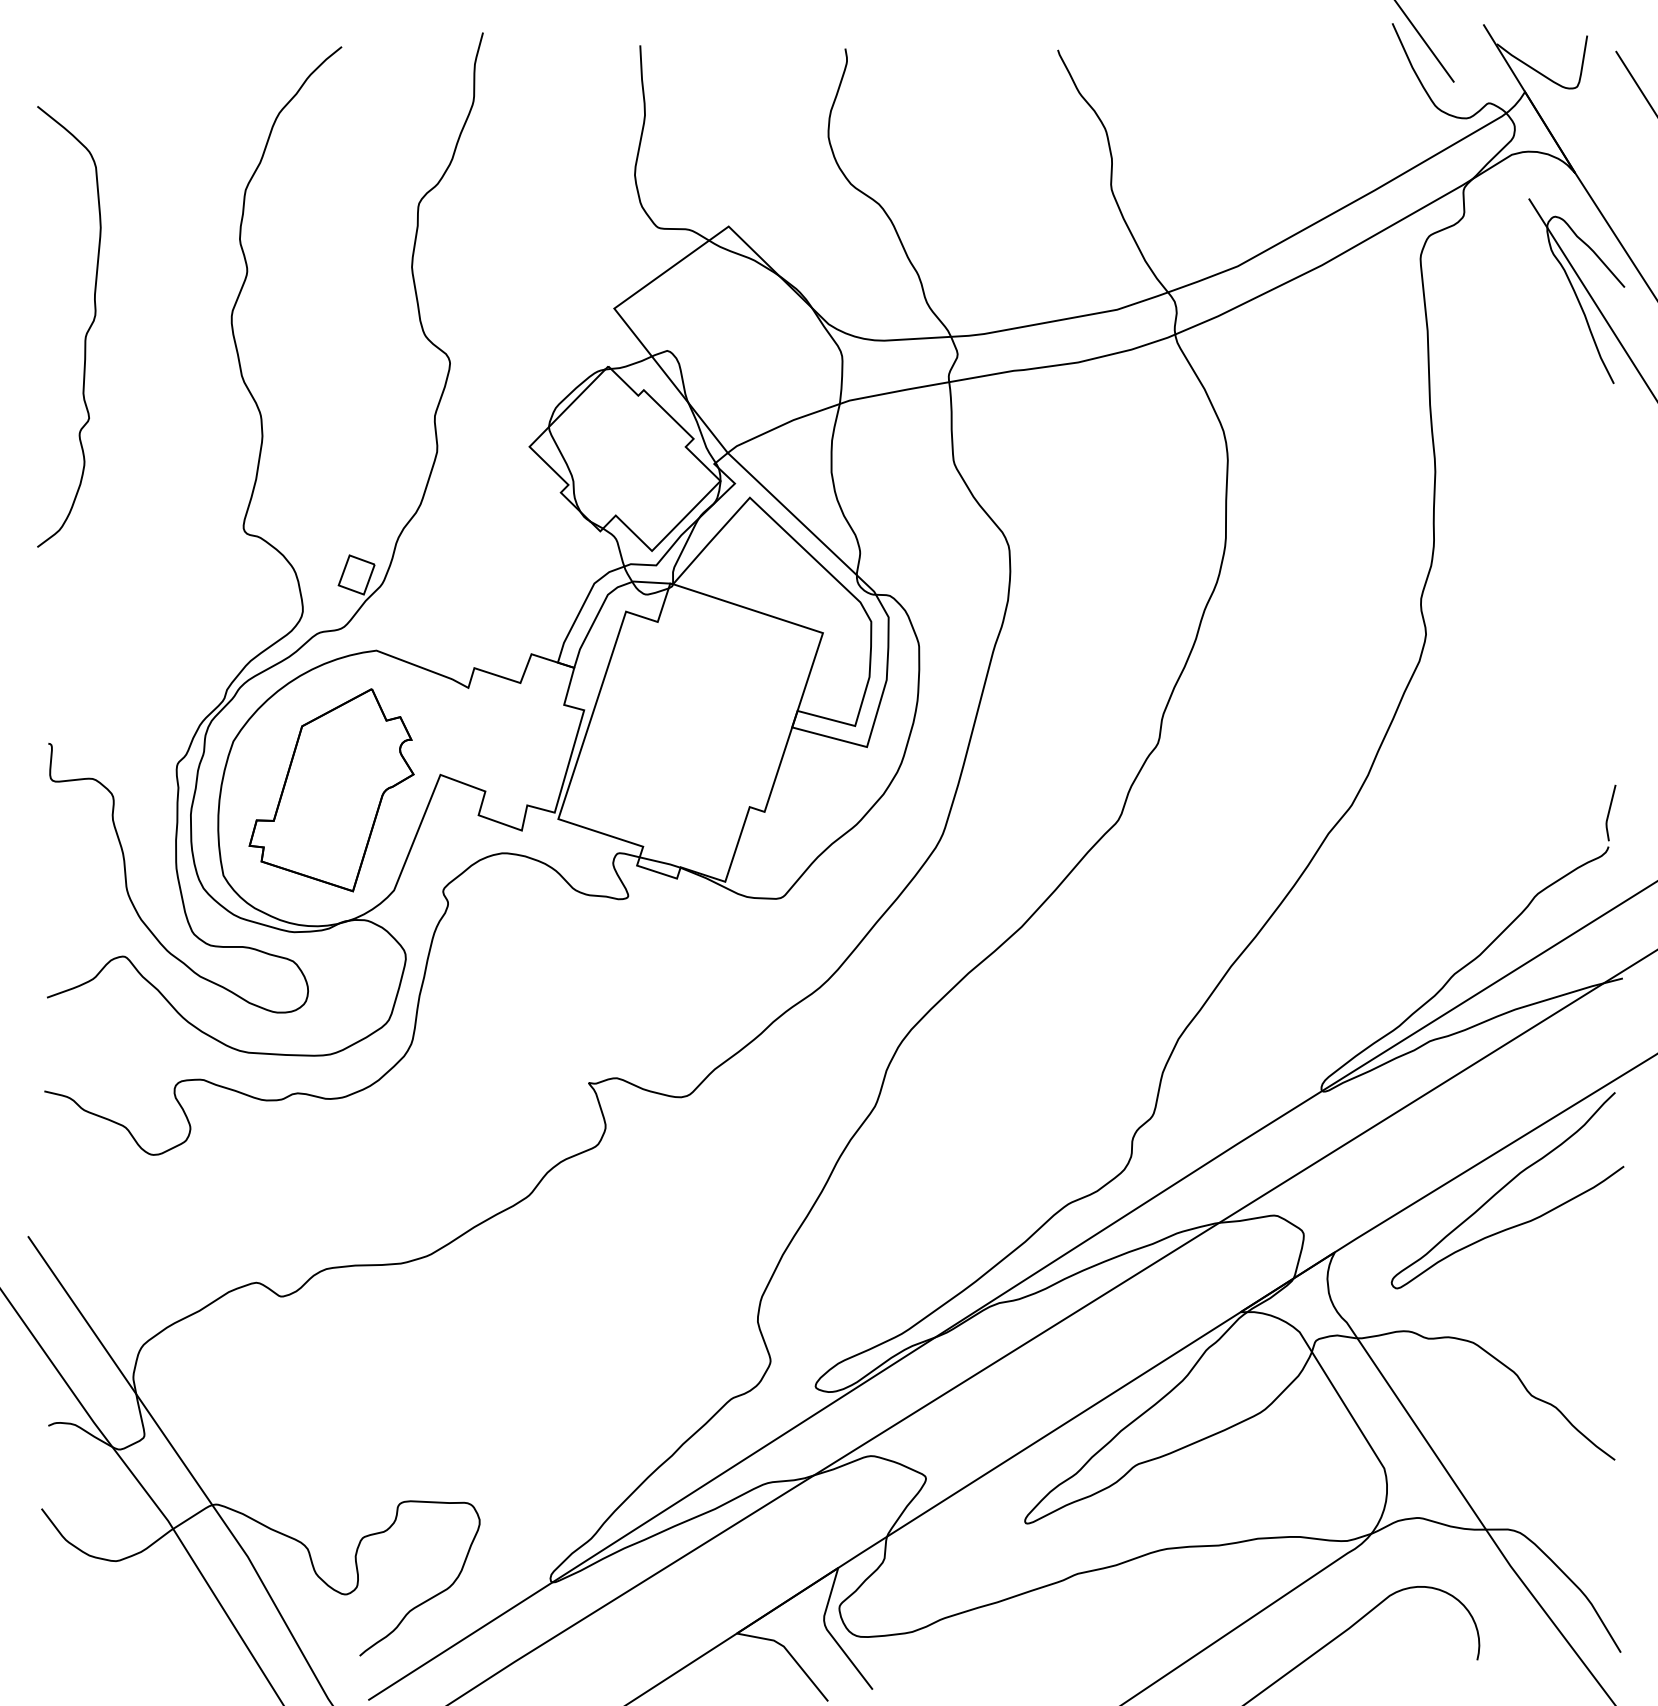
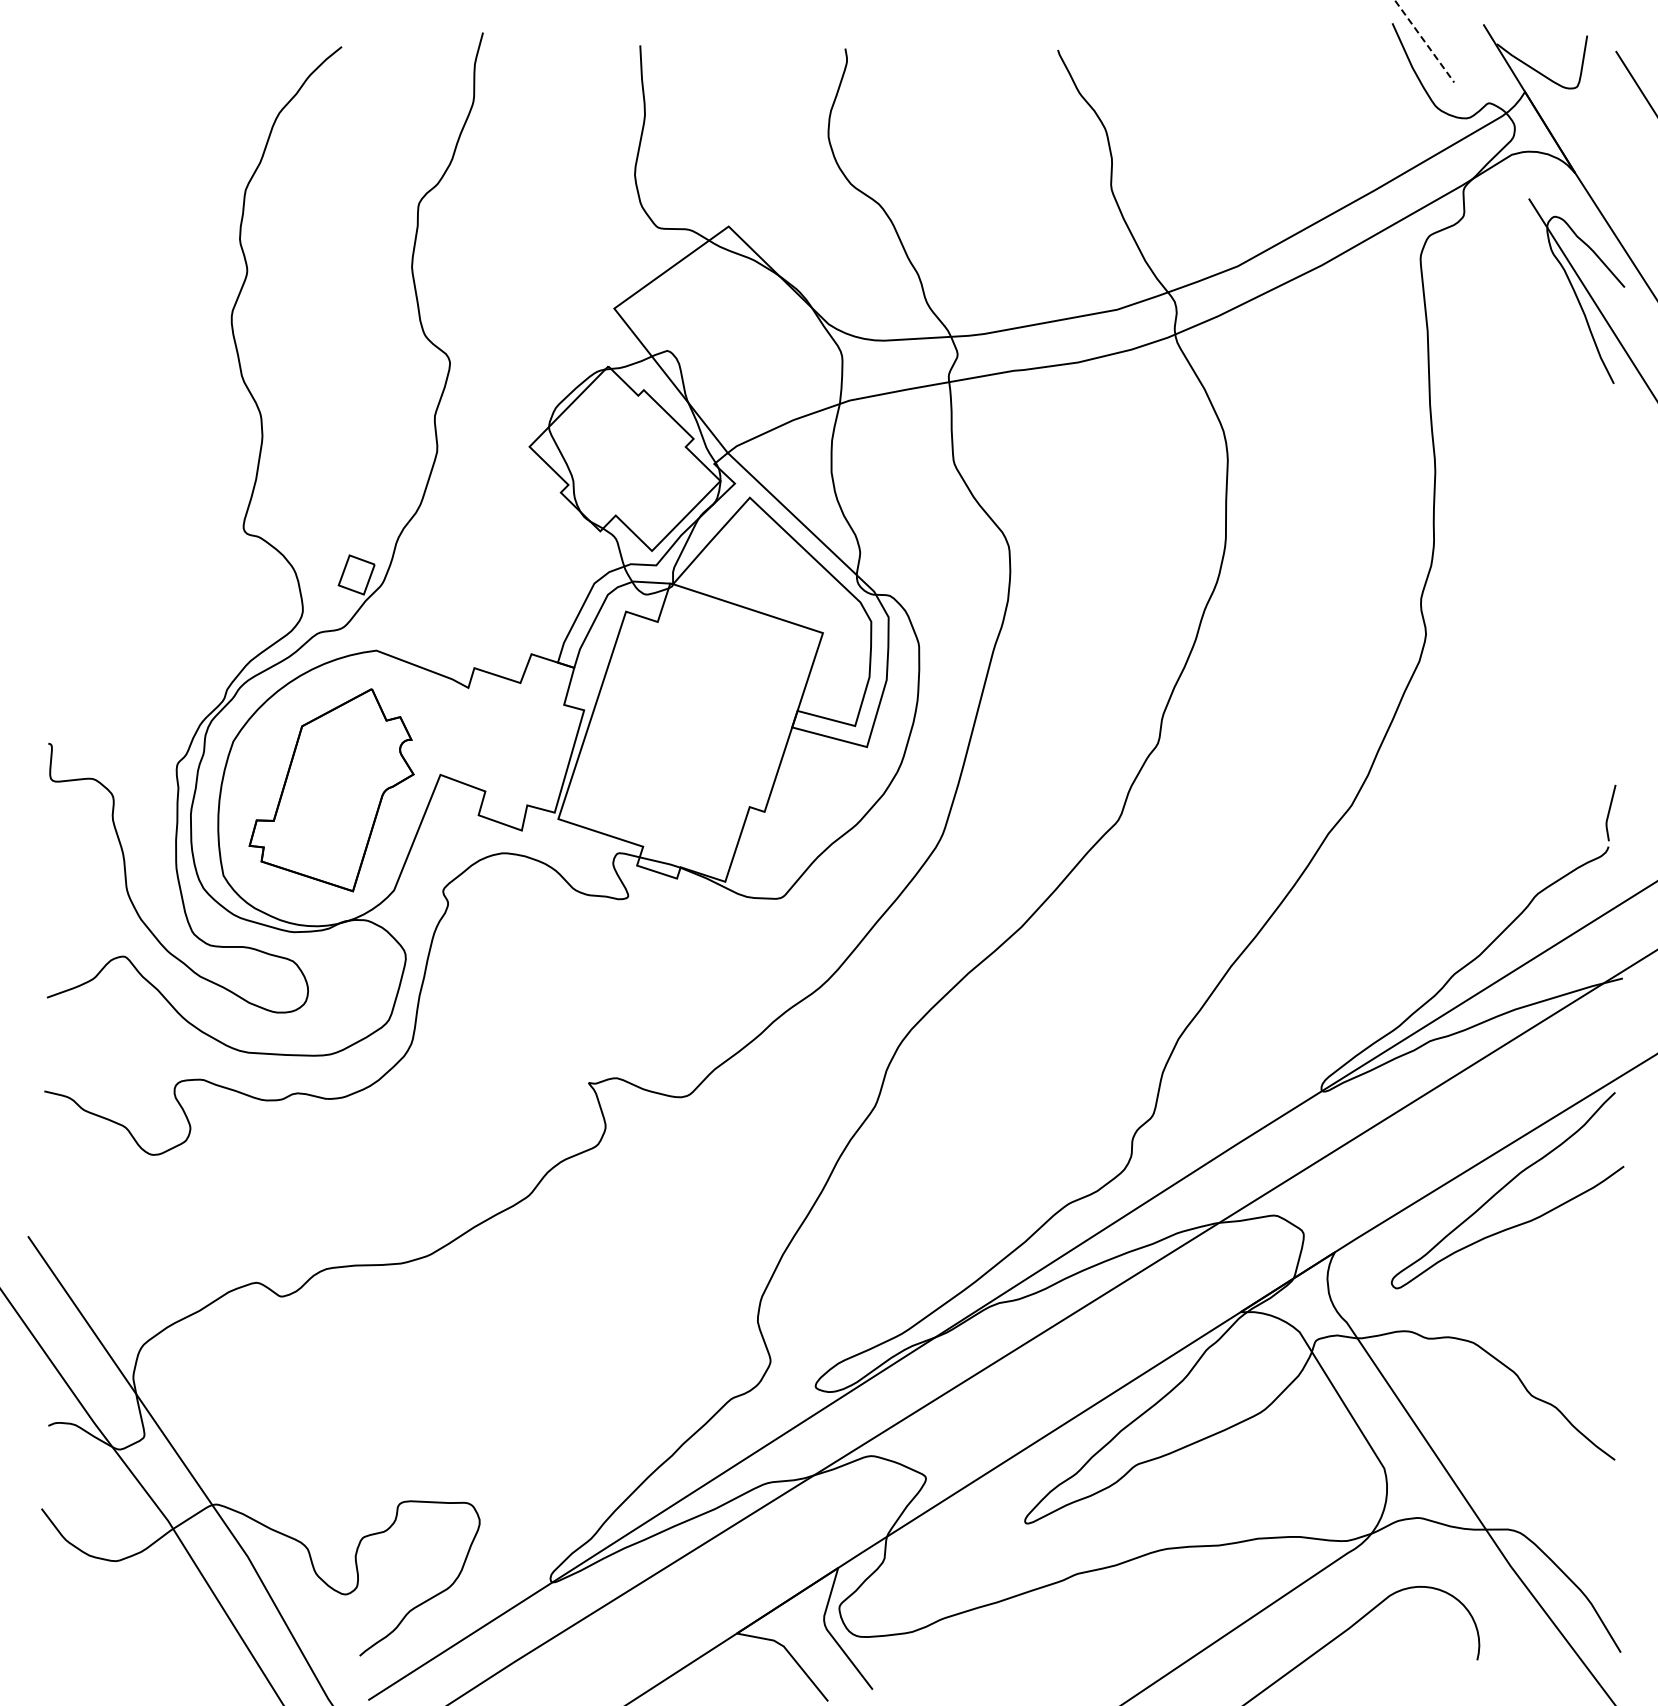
line: solid -> dashed (1424, 41)
curve: present -> none (85, 334)
